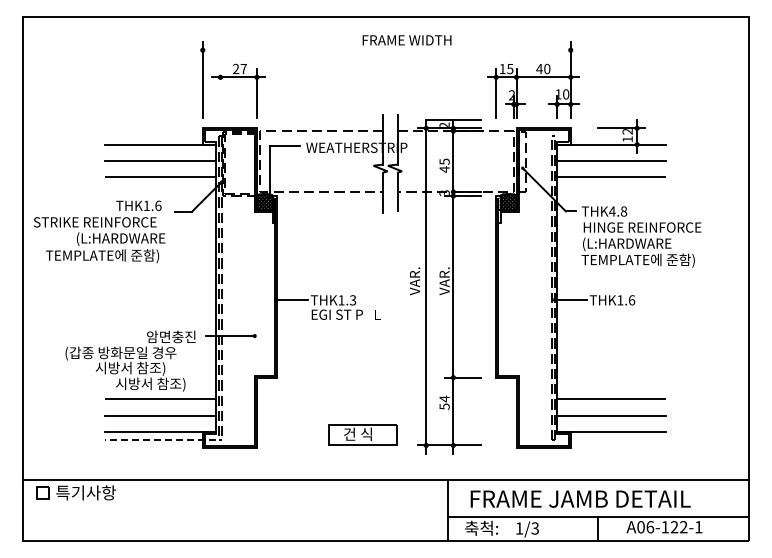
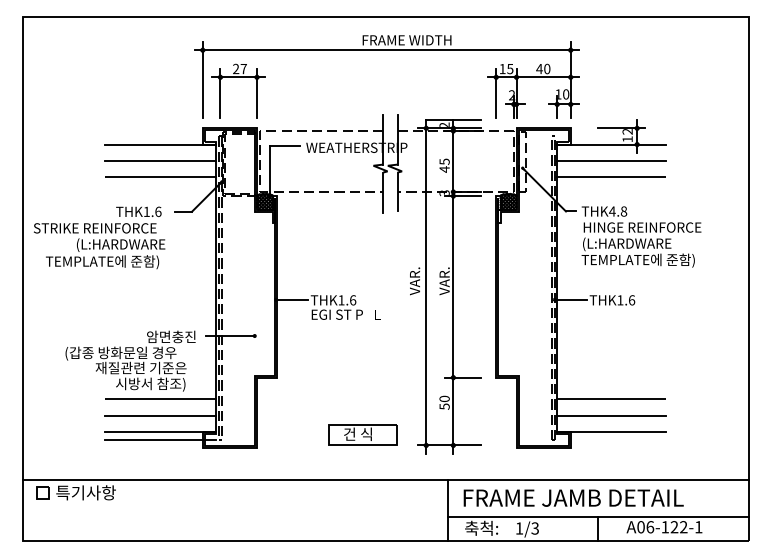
line: none -> present (386, 50)
line: none -> present (220, 93)
text position: (99, 231) -> (99, 237) (99, 237)
text: THK1.3 -> THK1.6 (352, 300)
text: 시방서 참조) -> 재질관련 기준은 (140, 368)
text: 54 -> 50 (444, 398)
line: dashed -> solid (160, 440)
text position: (580, 498) -> (573, 497) (573, 497)
